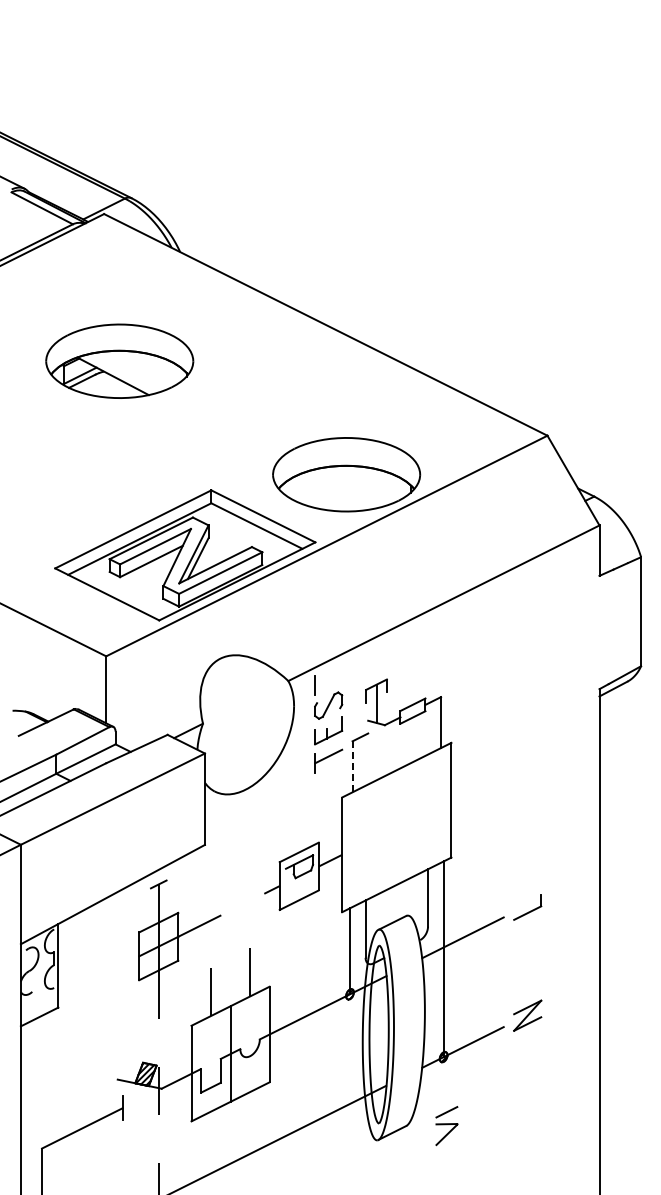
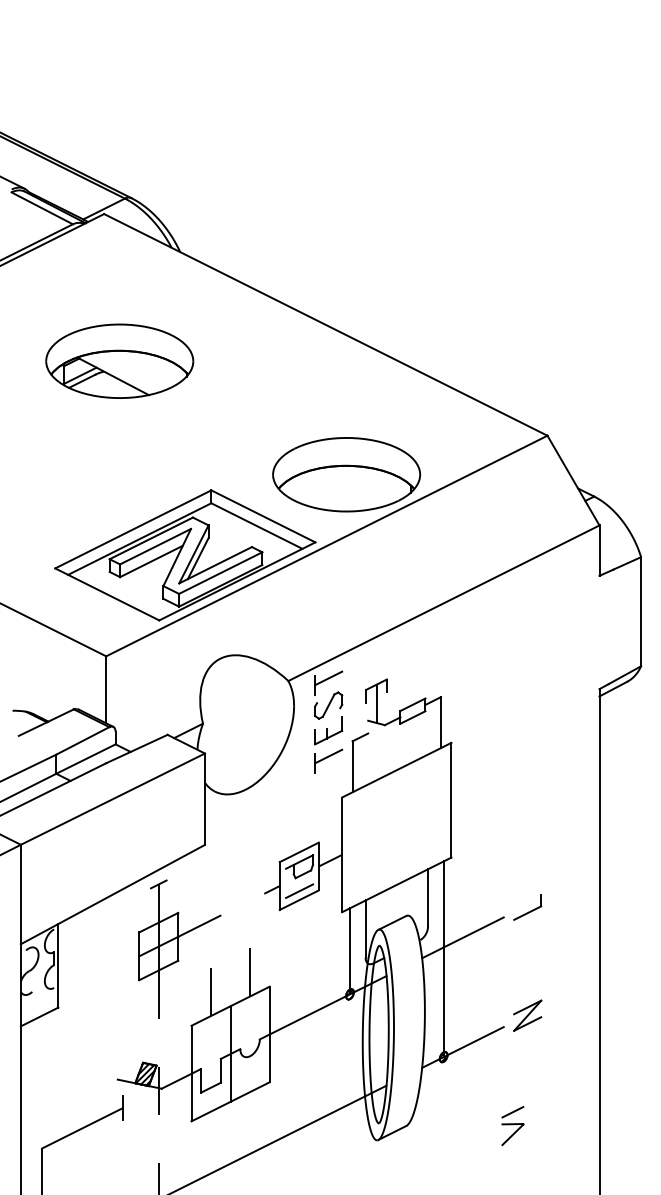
line: none -> present (328, 678)
line: dashed -> solid (352, 767)
line: none -> present (299, 890)
part position: (446, 1126) -> (512, 1126) (512, 1126)
